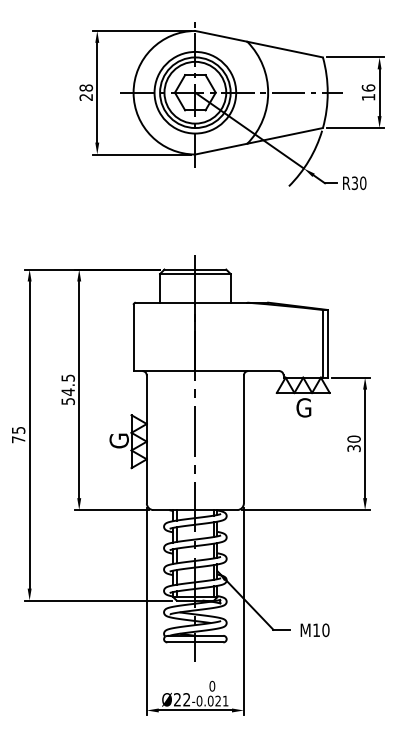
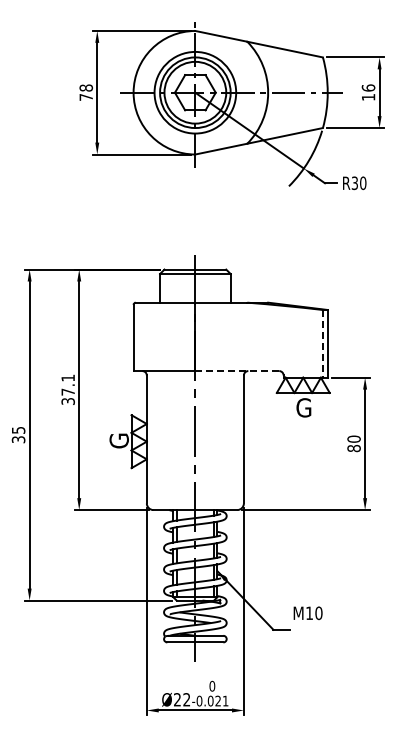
text: 28 -> 78 (85, 97)
line: solid -> dashed (322, 343)
line: solid -> dashed (237, 371)
text: 54.5 -> 37.1 (67, 389)
text: 75 -> 35 (18, 439)
text: 30 -> 80 (353, 448)
text position: (314, 629) -> (307, 612) (307, 612)
